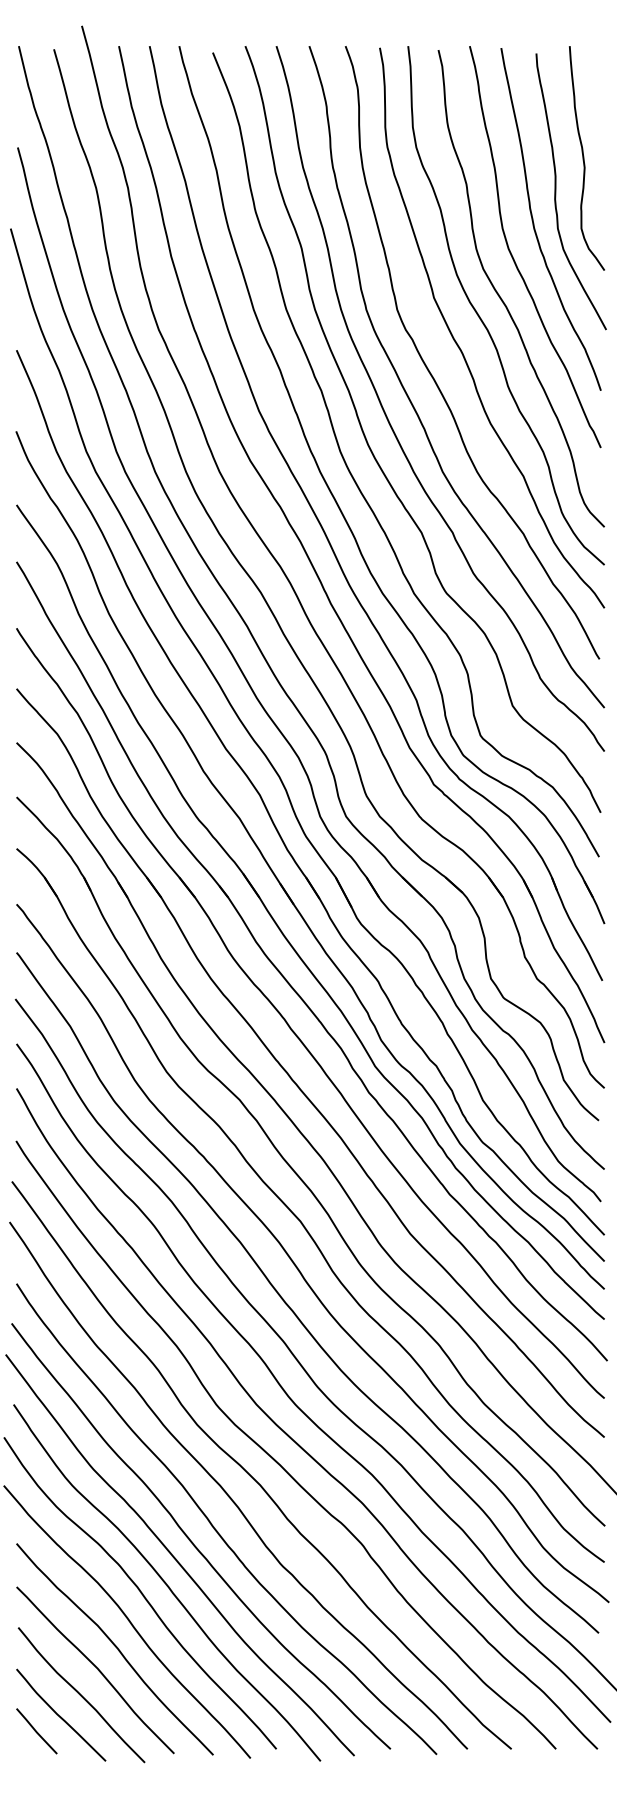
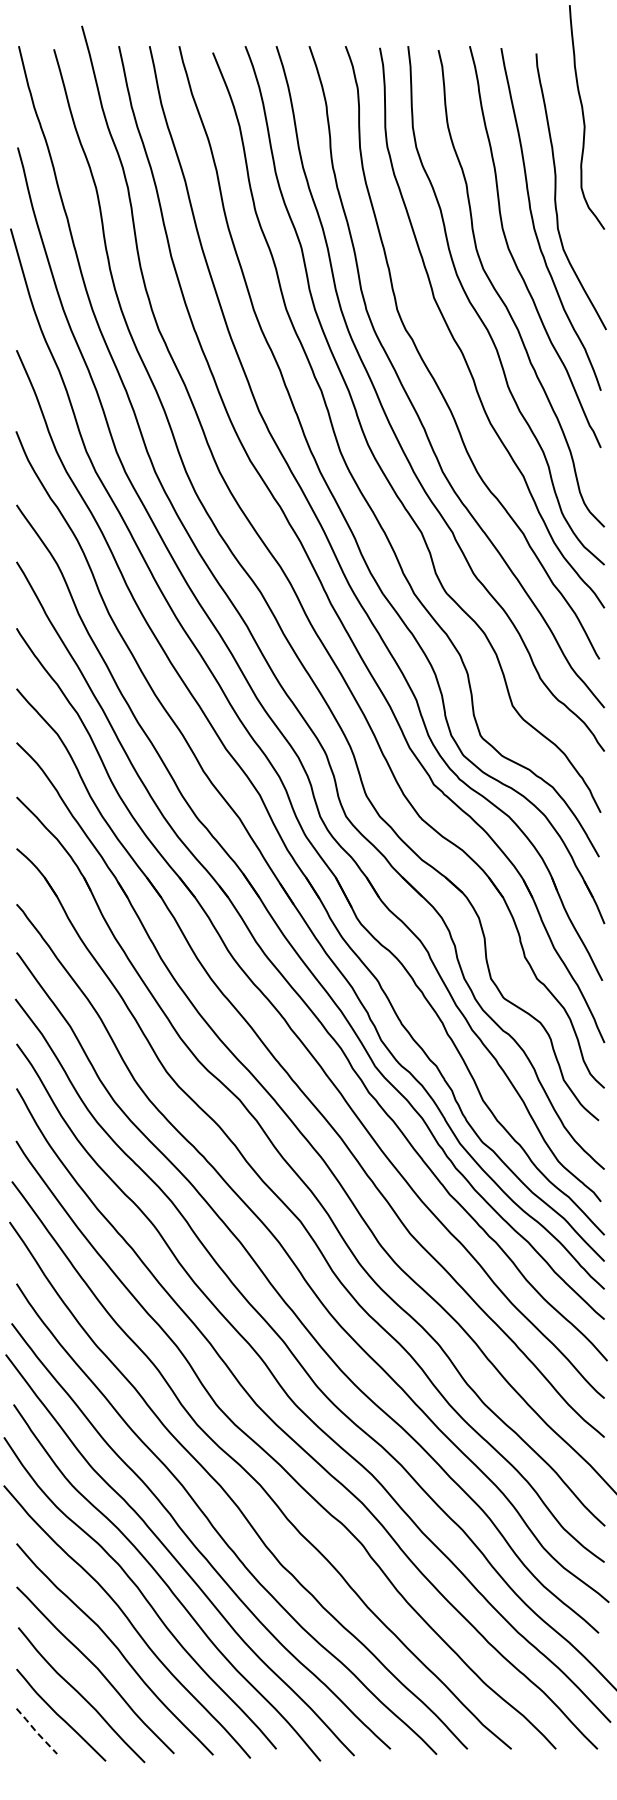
curve position: (584, 158) -> (584, 117) (584, 117)
line: solid -> dashed (36, 1731)
